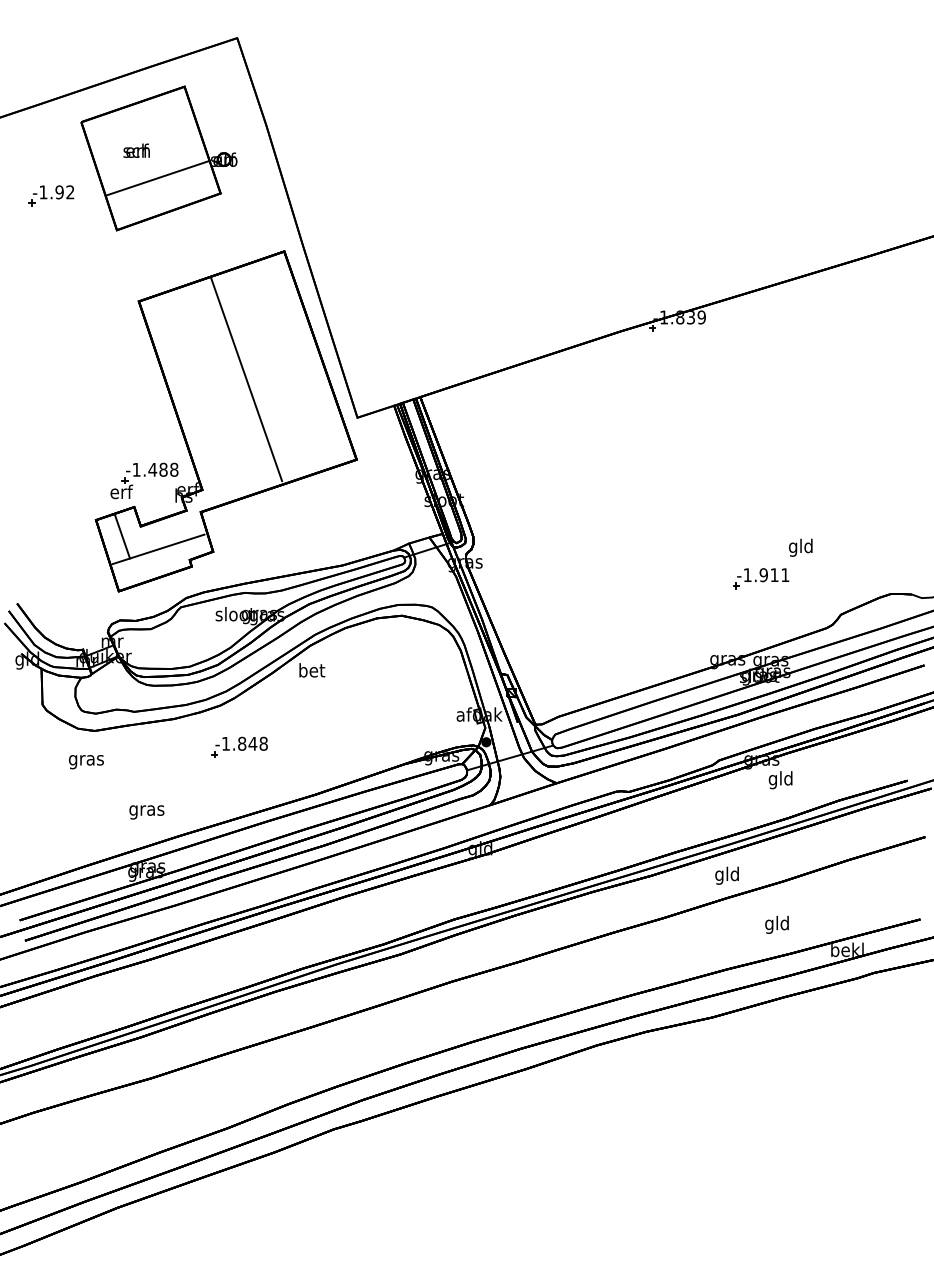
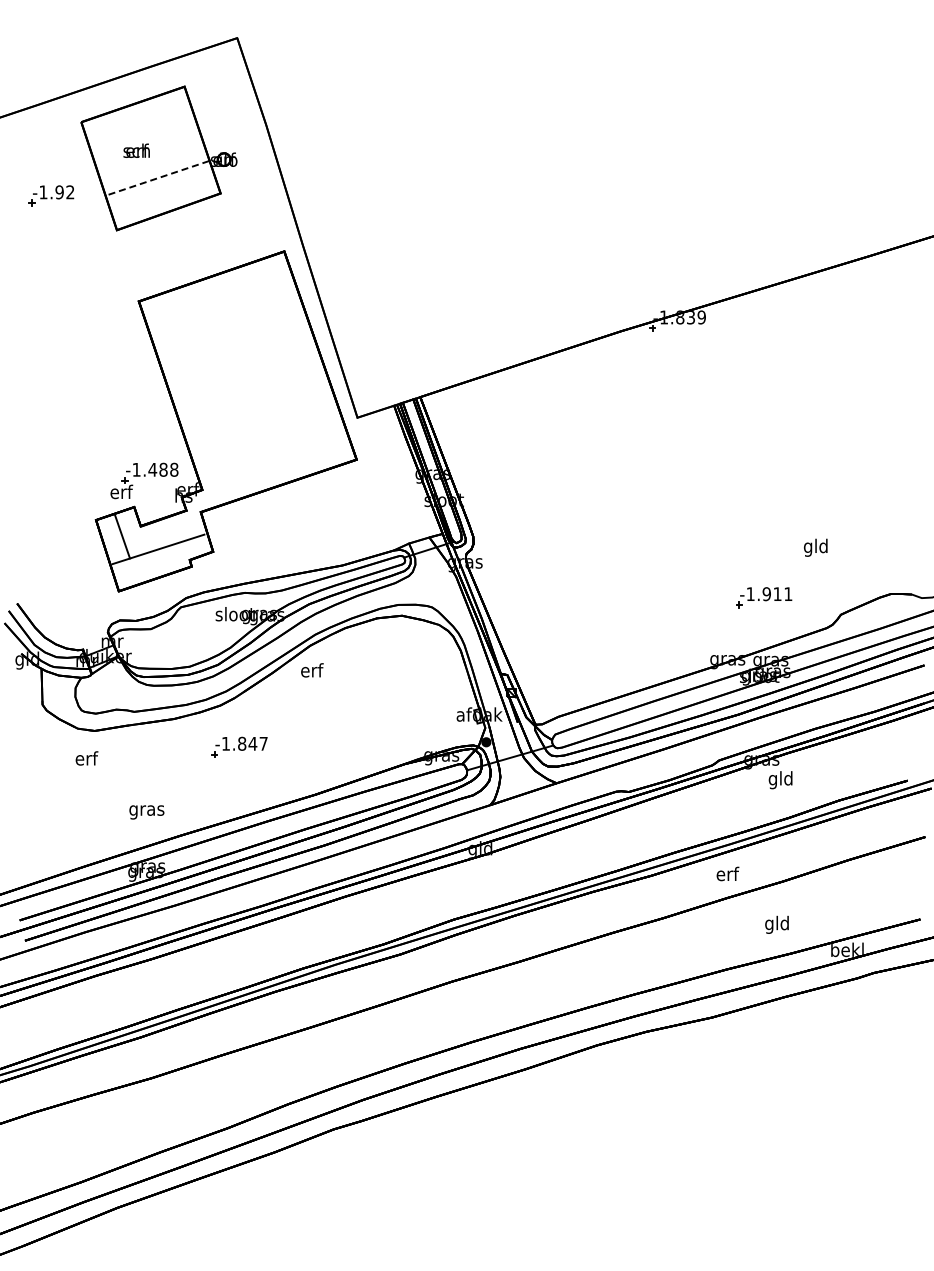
line: solid -> dashed (157, 178)
line: present -> none (246, 379)
text position: (800, 547) -> (815, 547) (815, 547)
part position: (761, 578) -> (764, 597) (764, 597)
text: bet -> erf (312, 670)
text: -1.848 -> -1.847 (263, 743)
text: gras -> erf (86, 760)
text: gld -> erf (727, 875)
